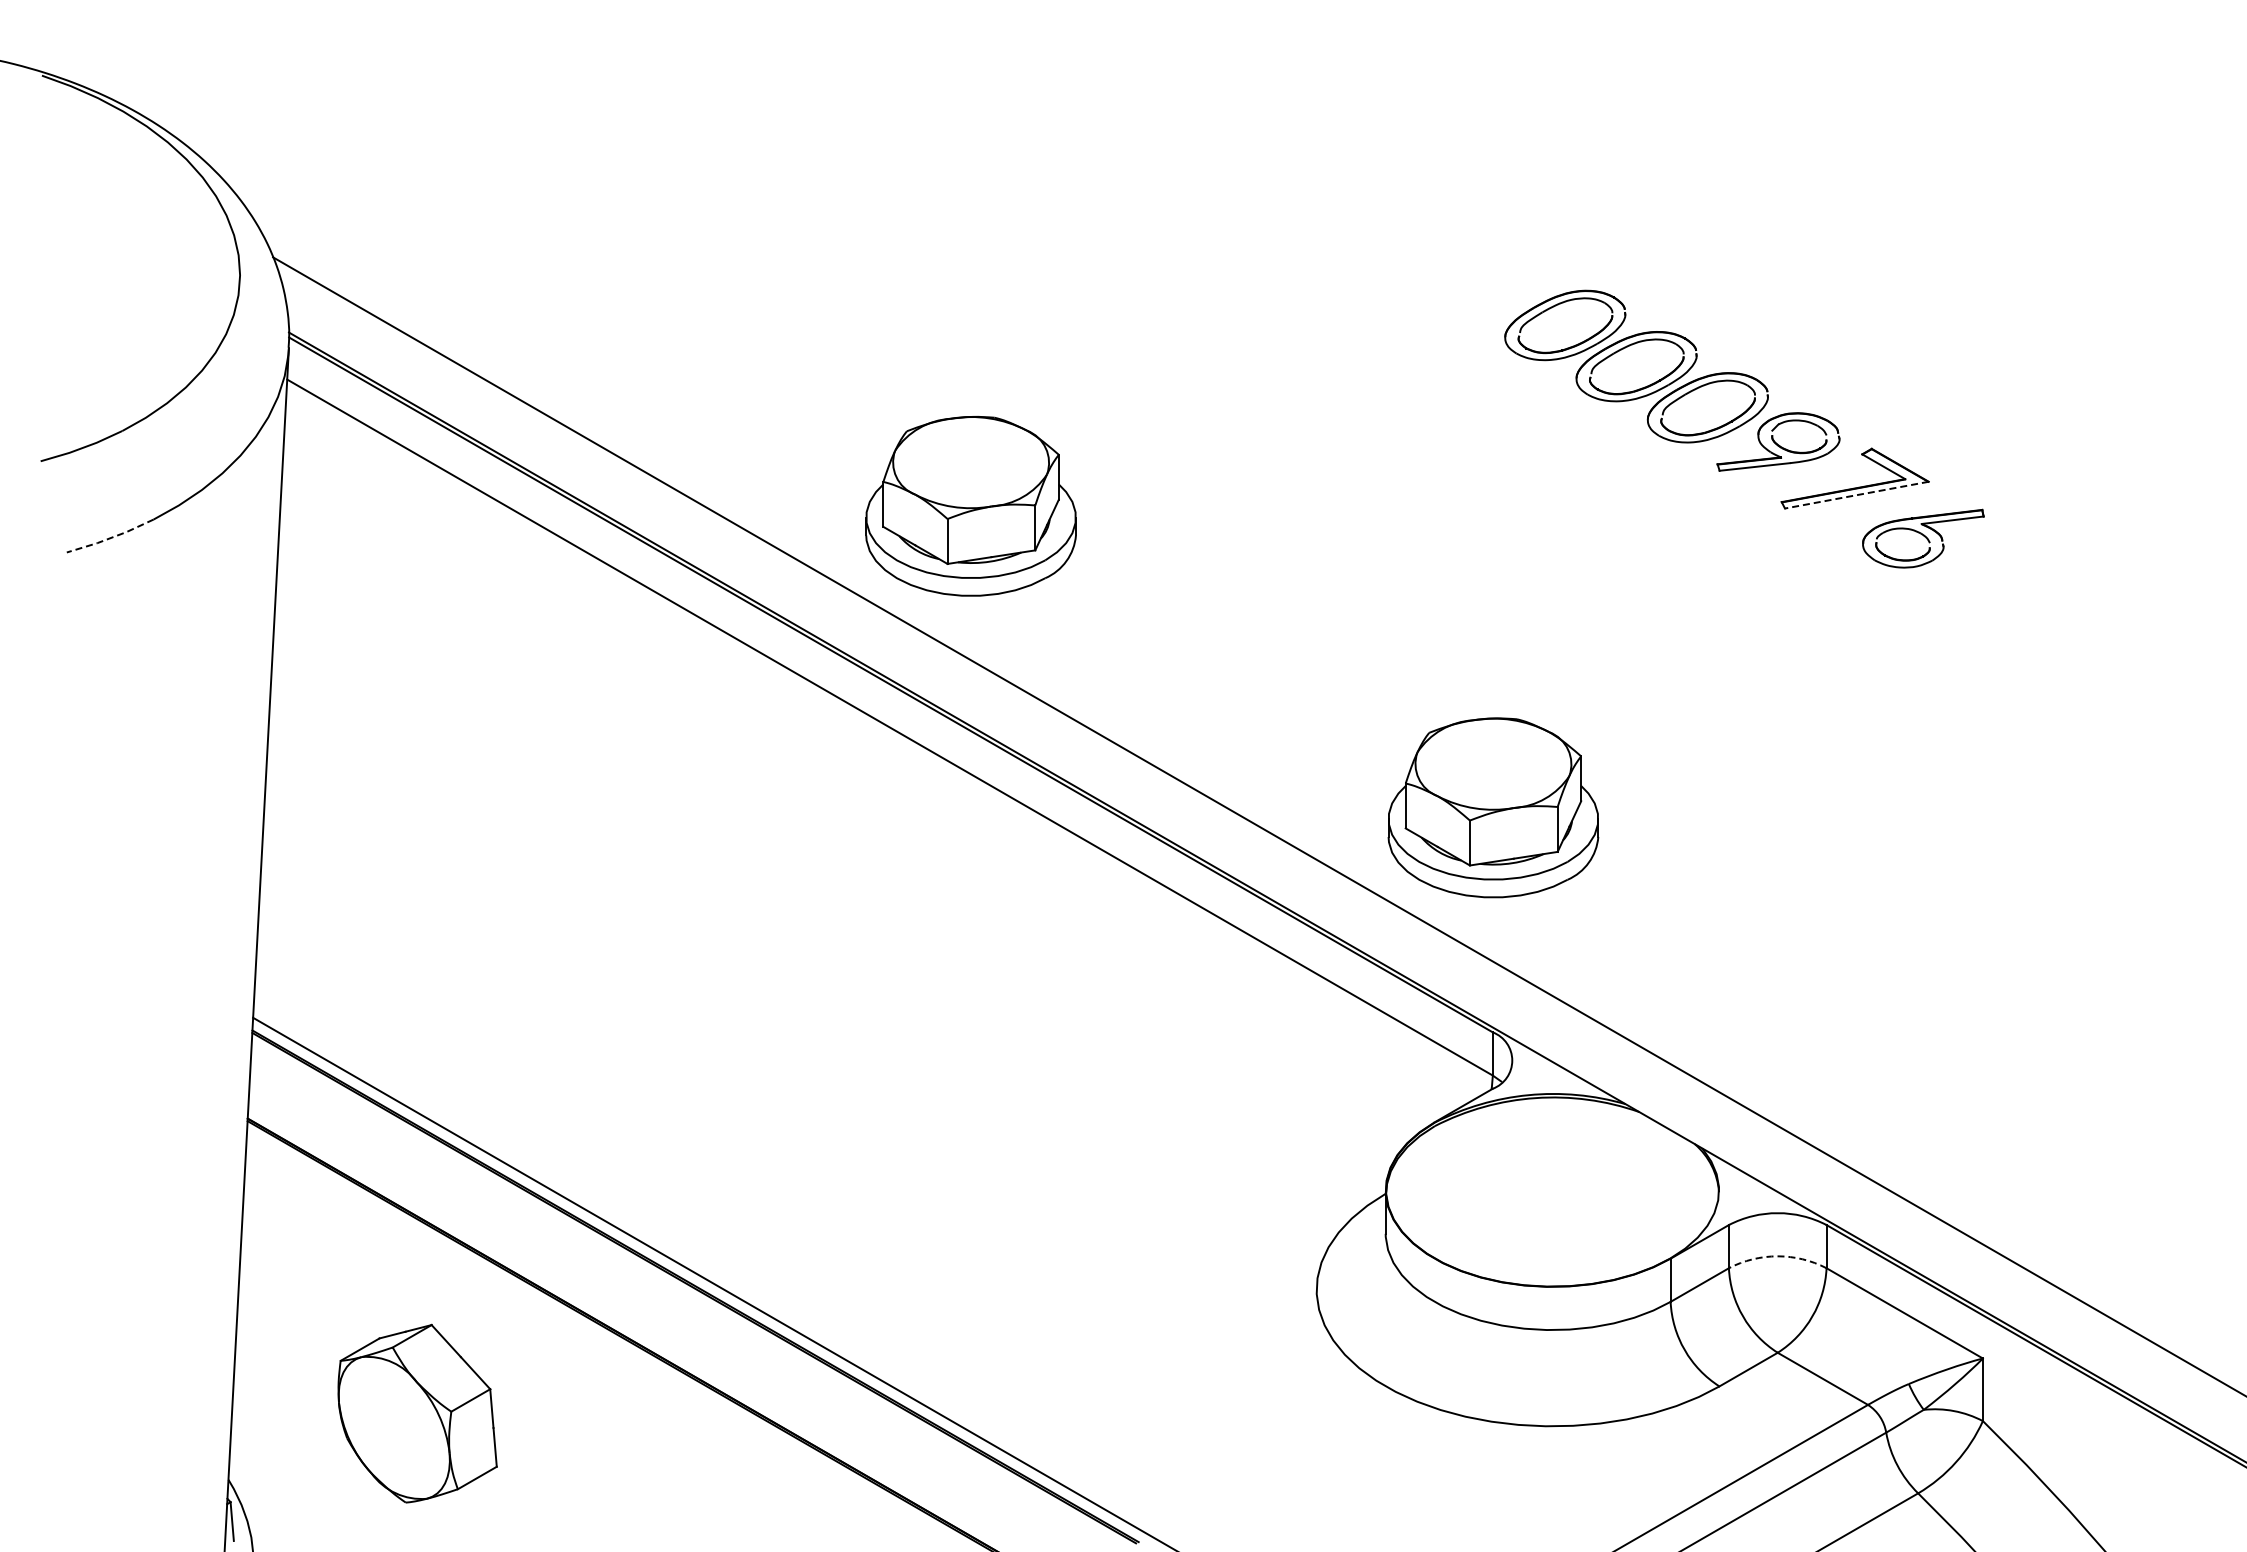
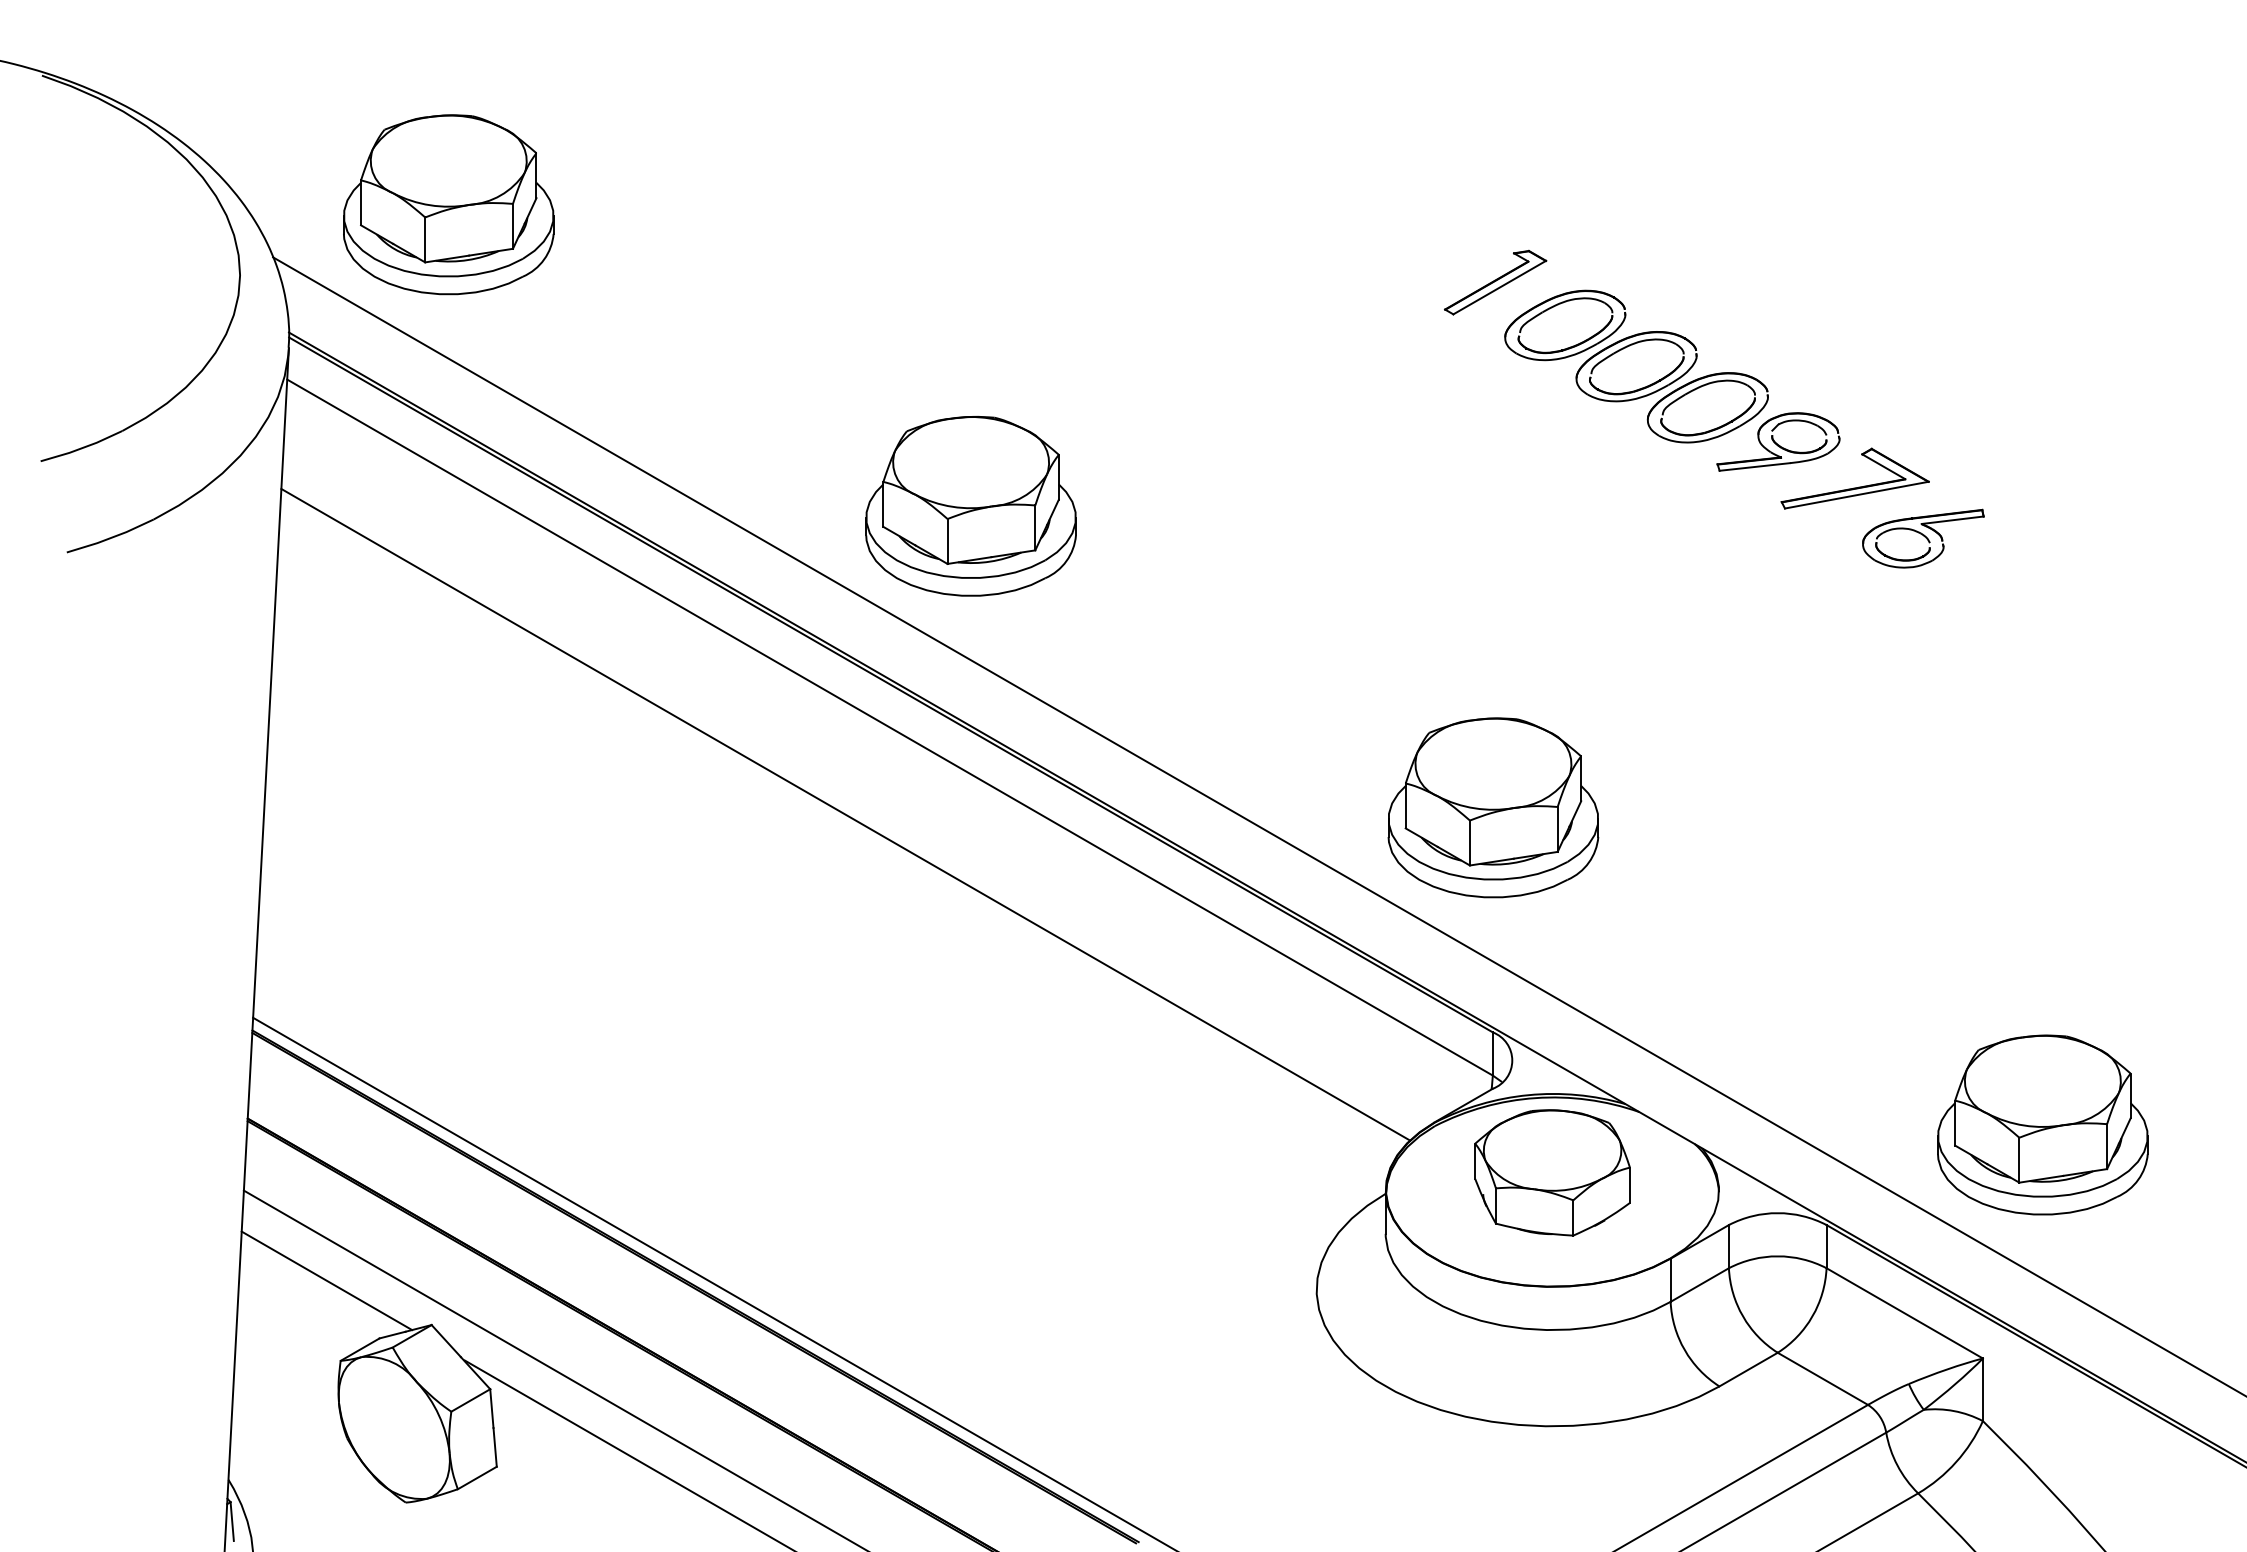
part: none -> present (448, 204)
part: none -> present (1495, 282)
line: dashed -> solid (1856, 495)
line: dashed -> solid (110, 538)
line: none -> present (845, 814)
part: none -> present (2042, 1124)
part: none -> present (1552, 1172)
arc: dashed -> solid (1777, 1256)
line: none -> present (326, 1280)
line: none -> present (553, 1369)
line: none -> present (627, 1454)
